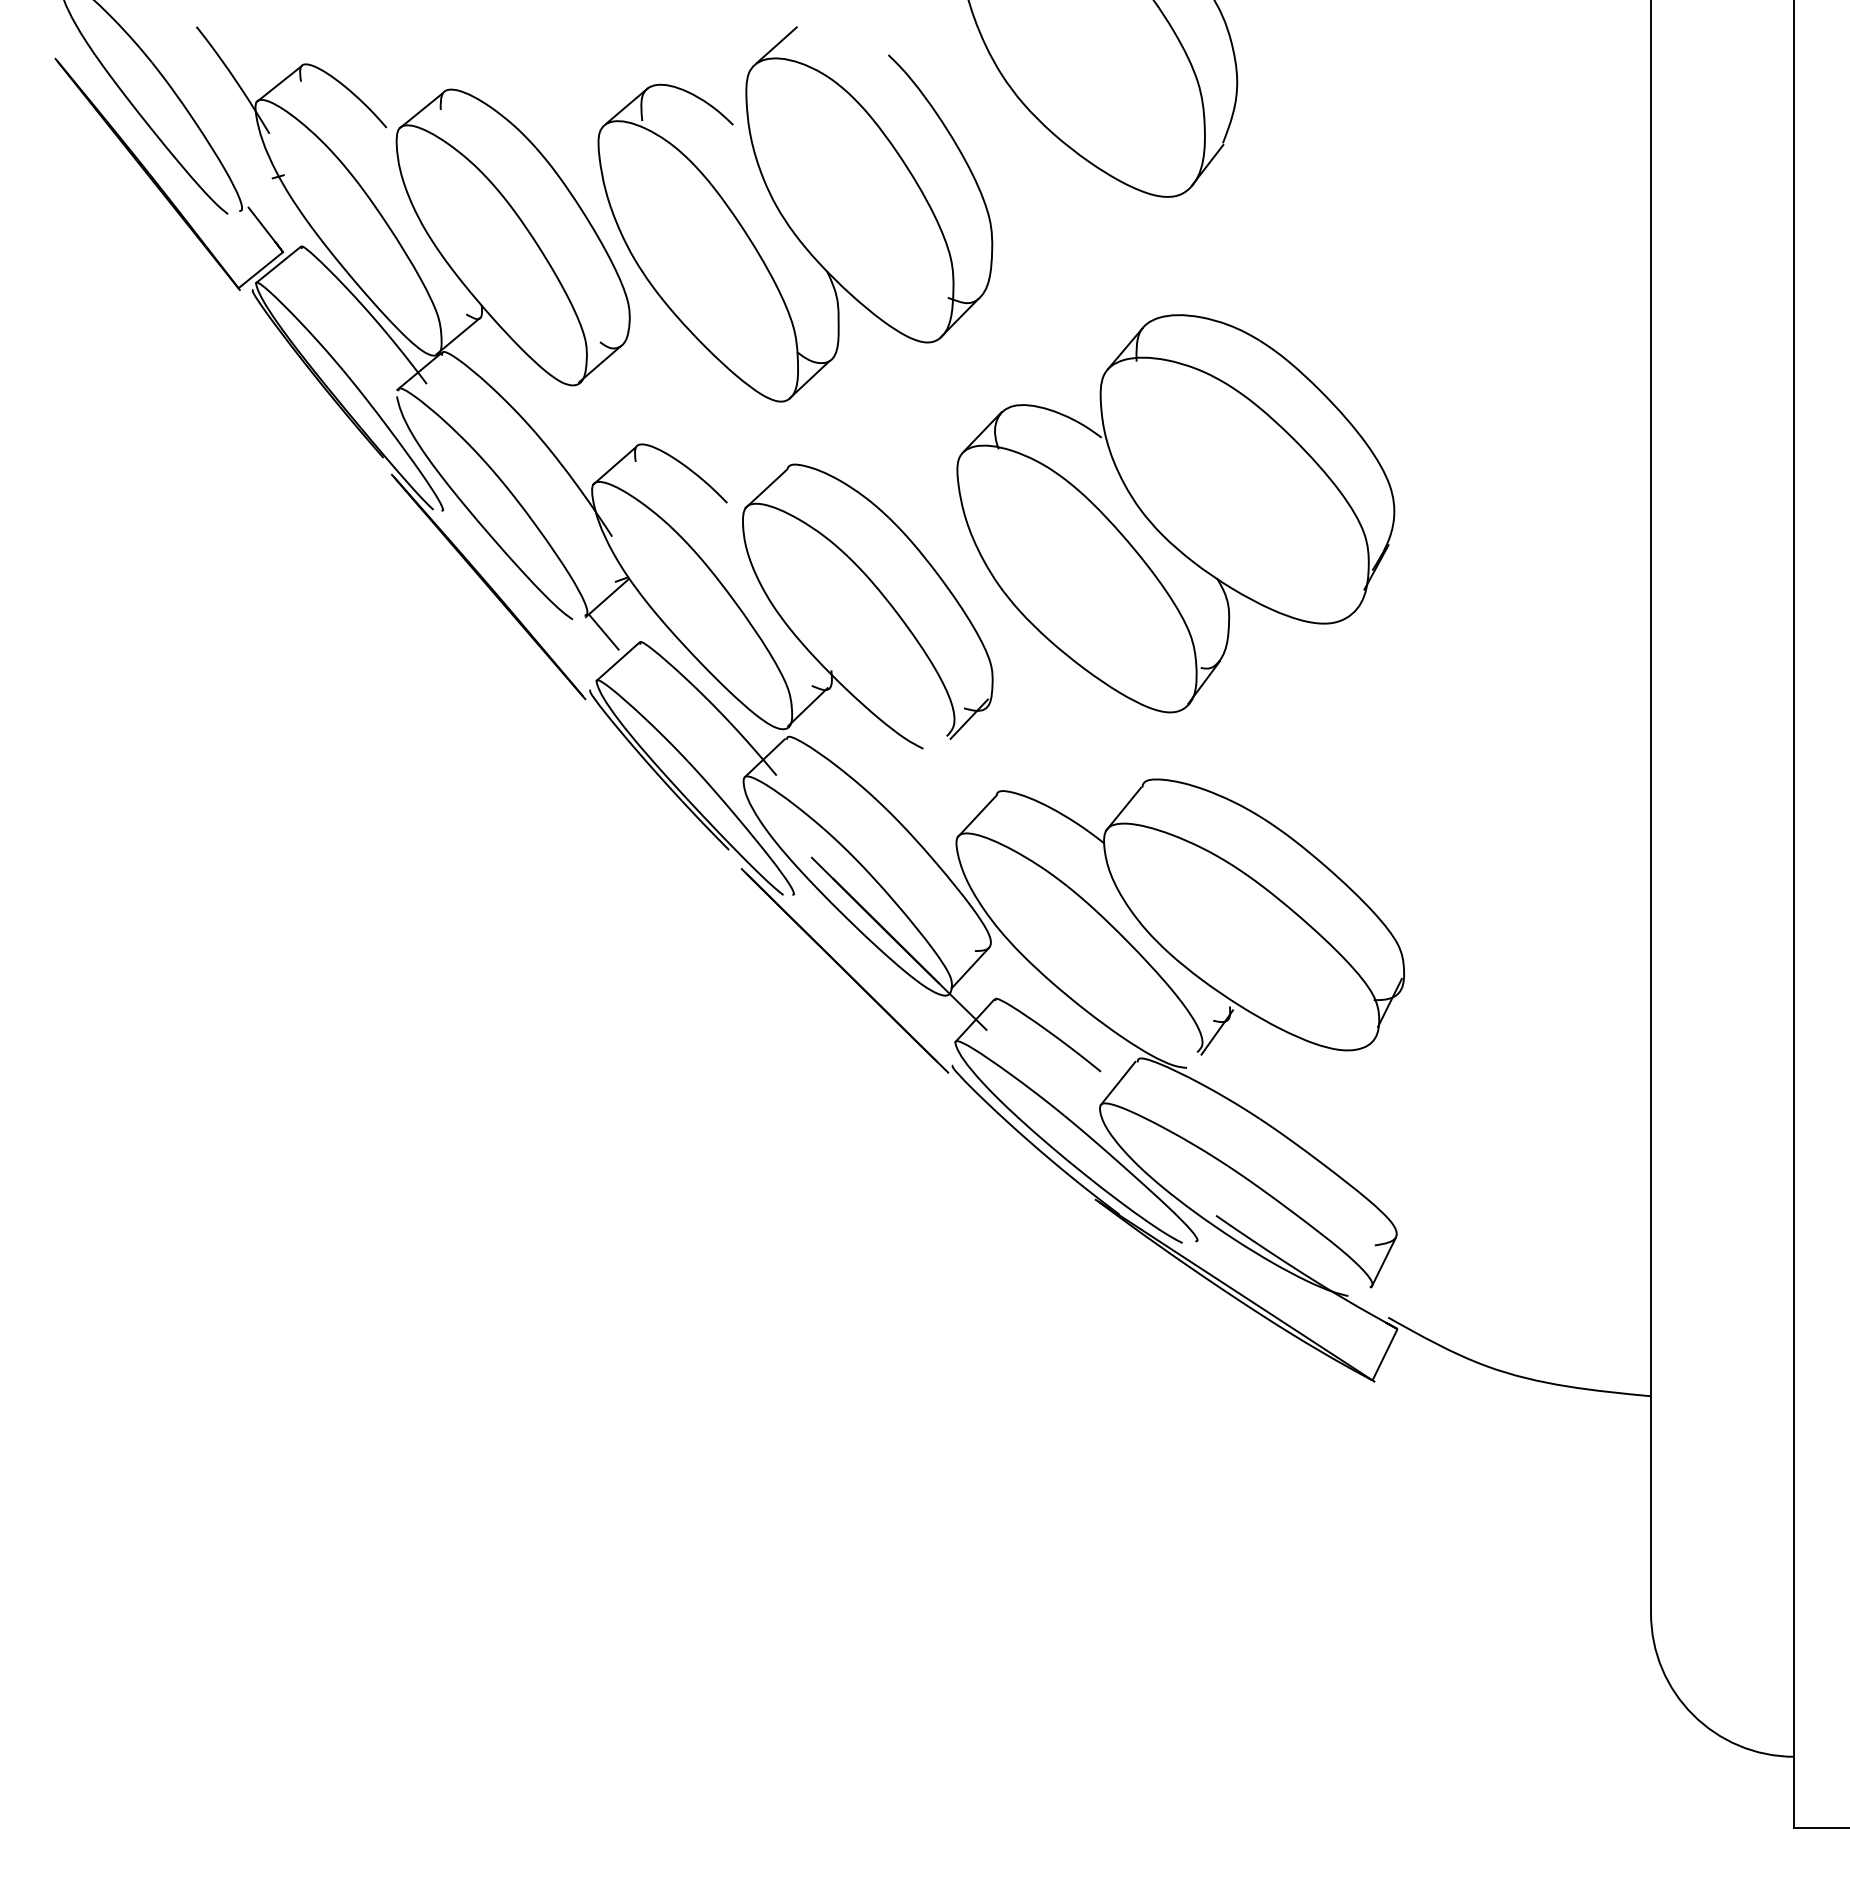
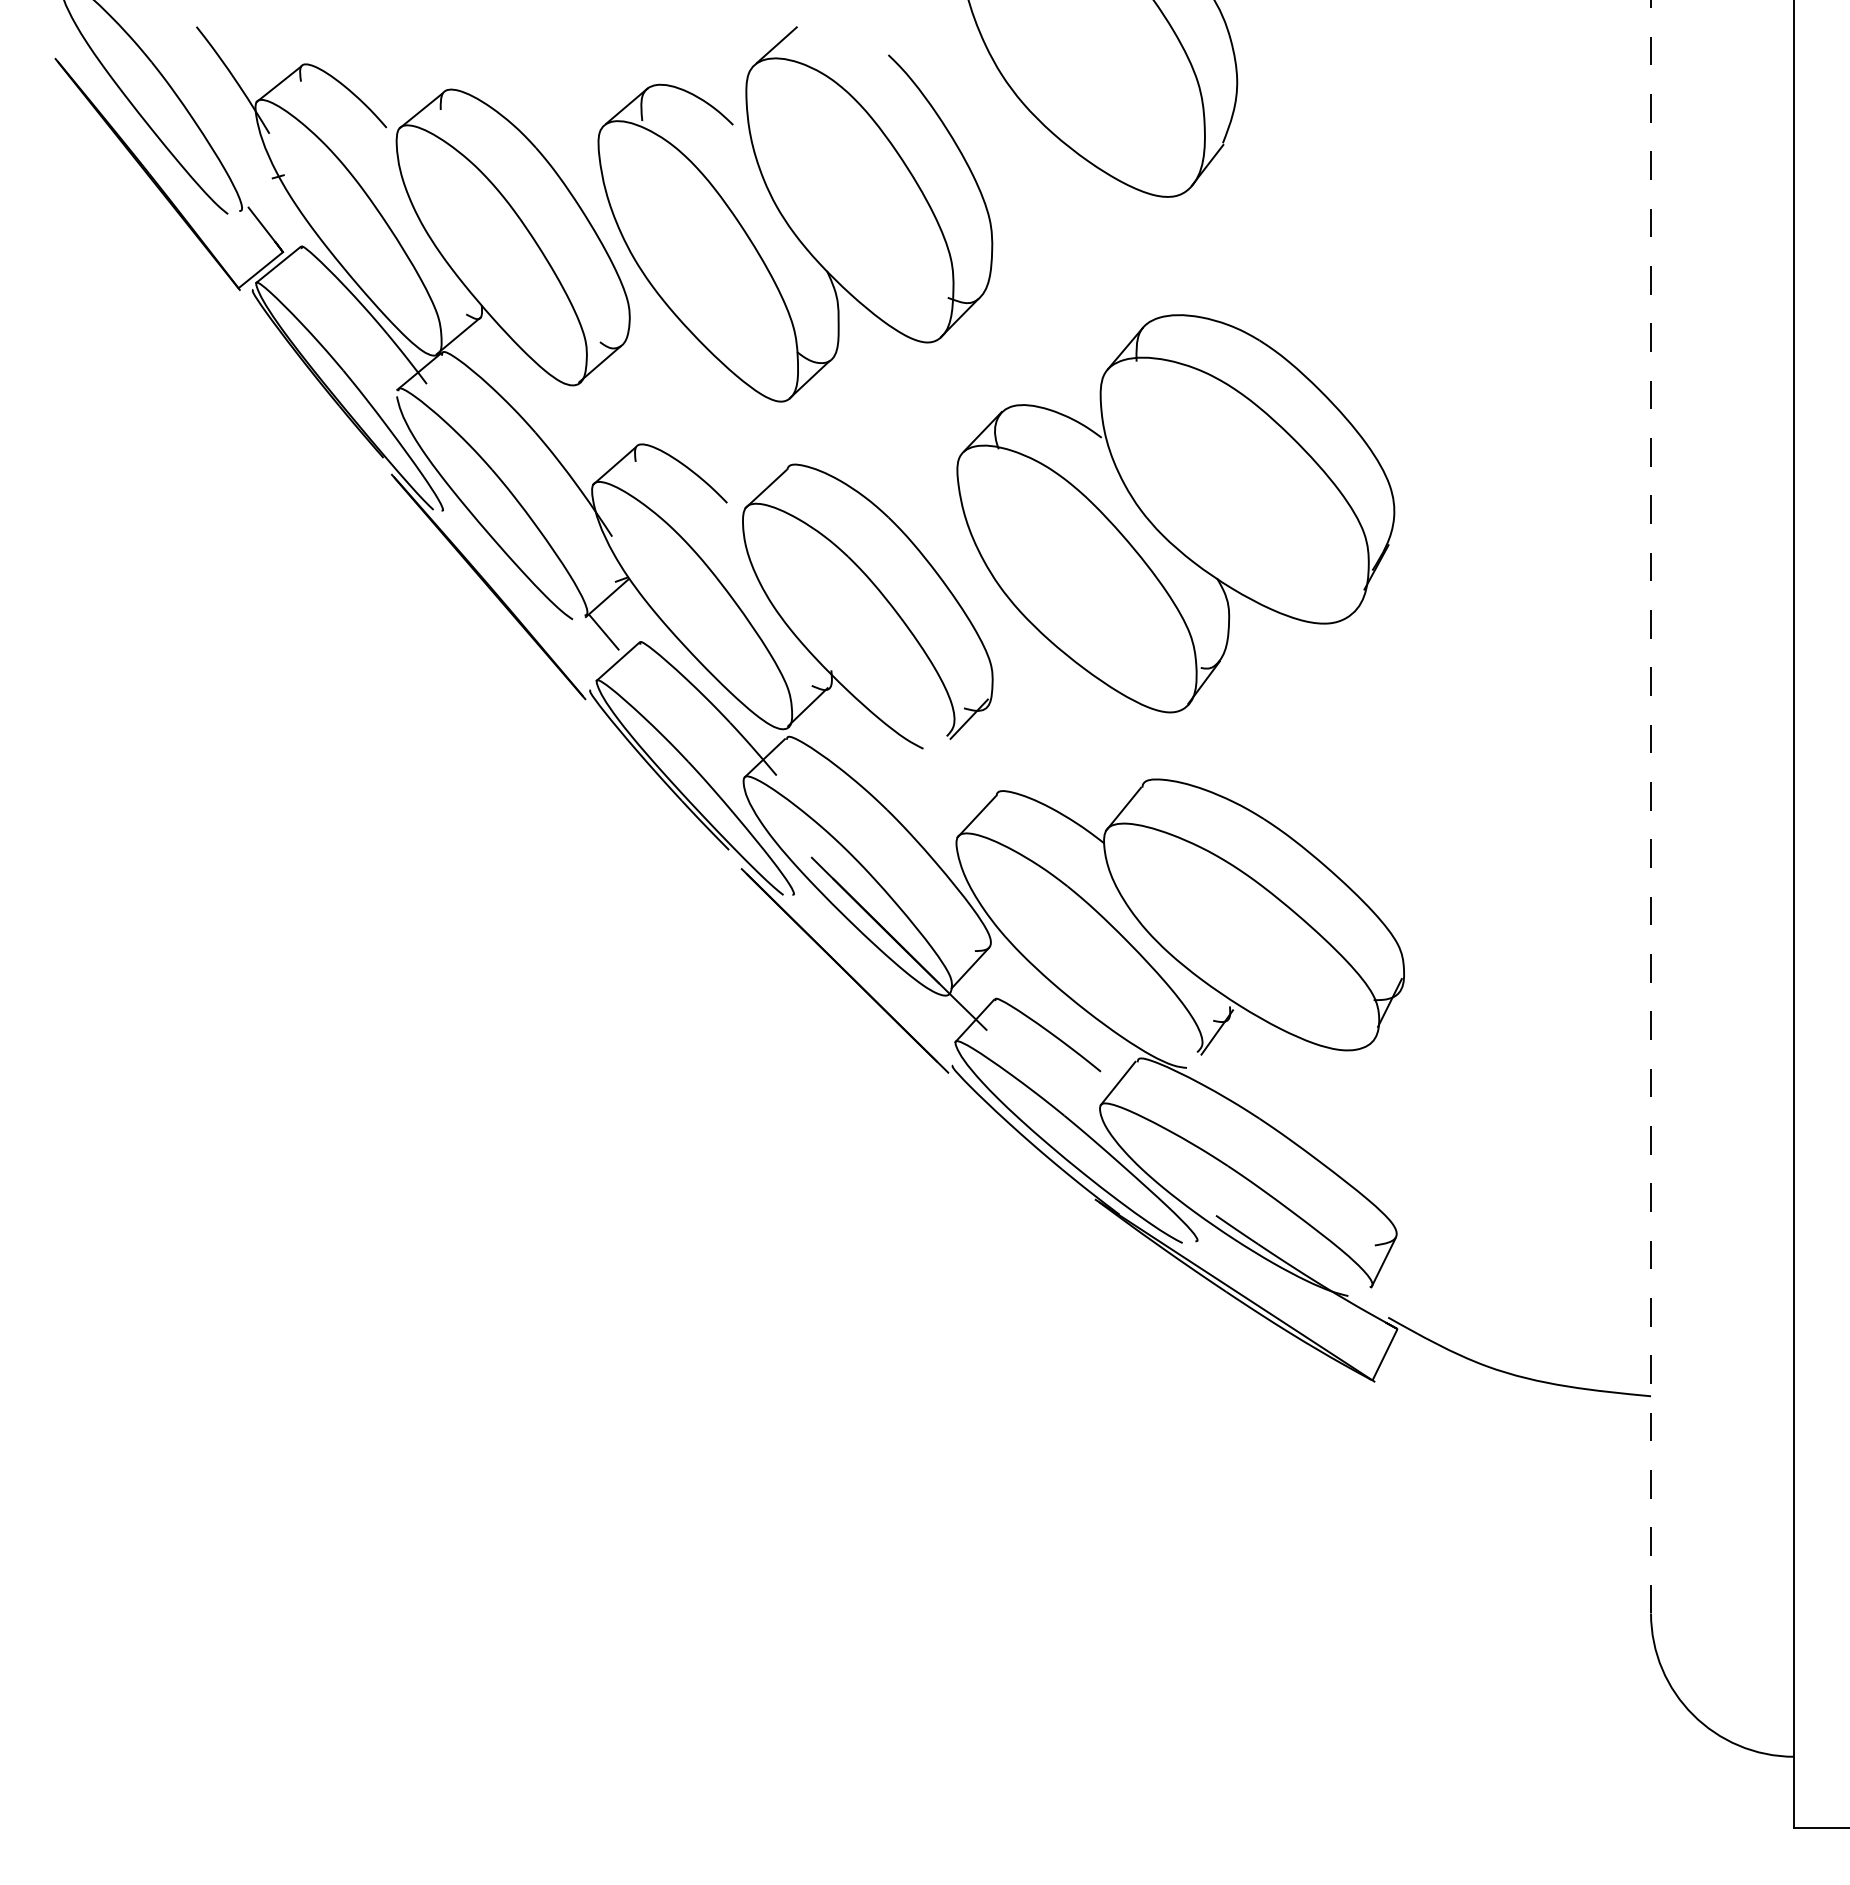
line: solid -> dashed (1651, 806)
